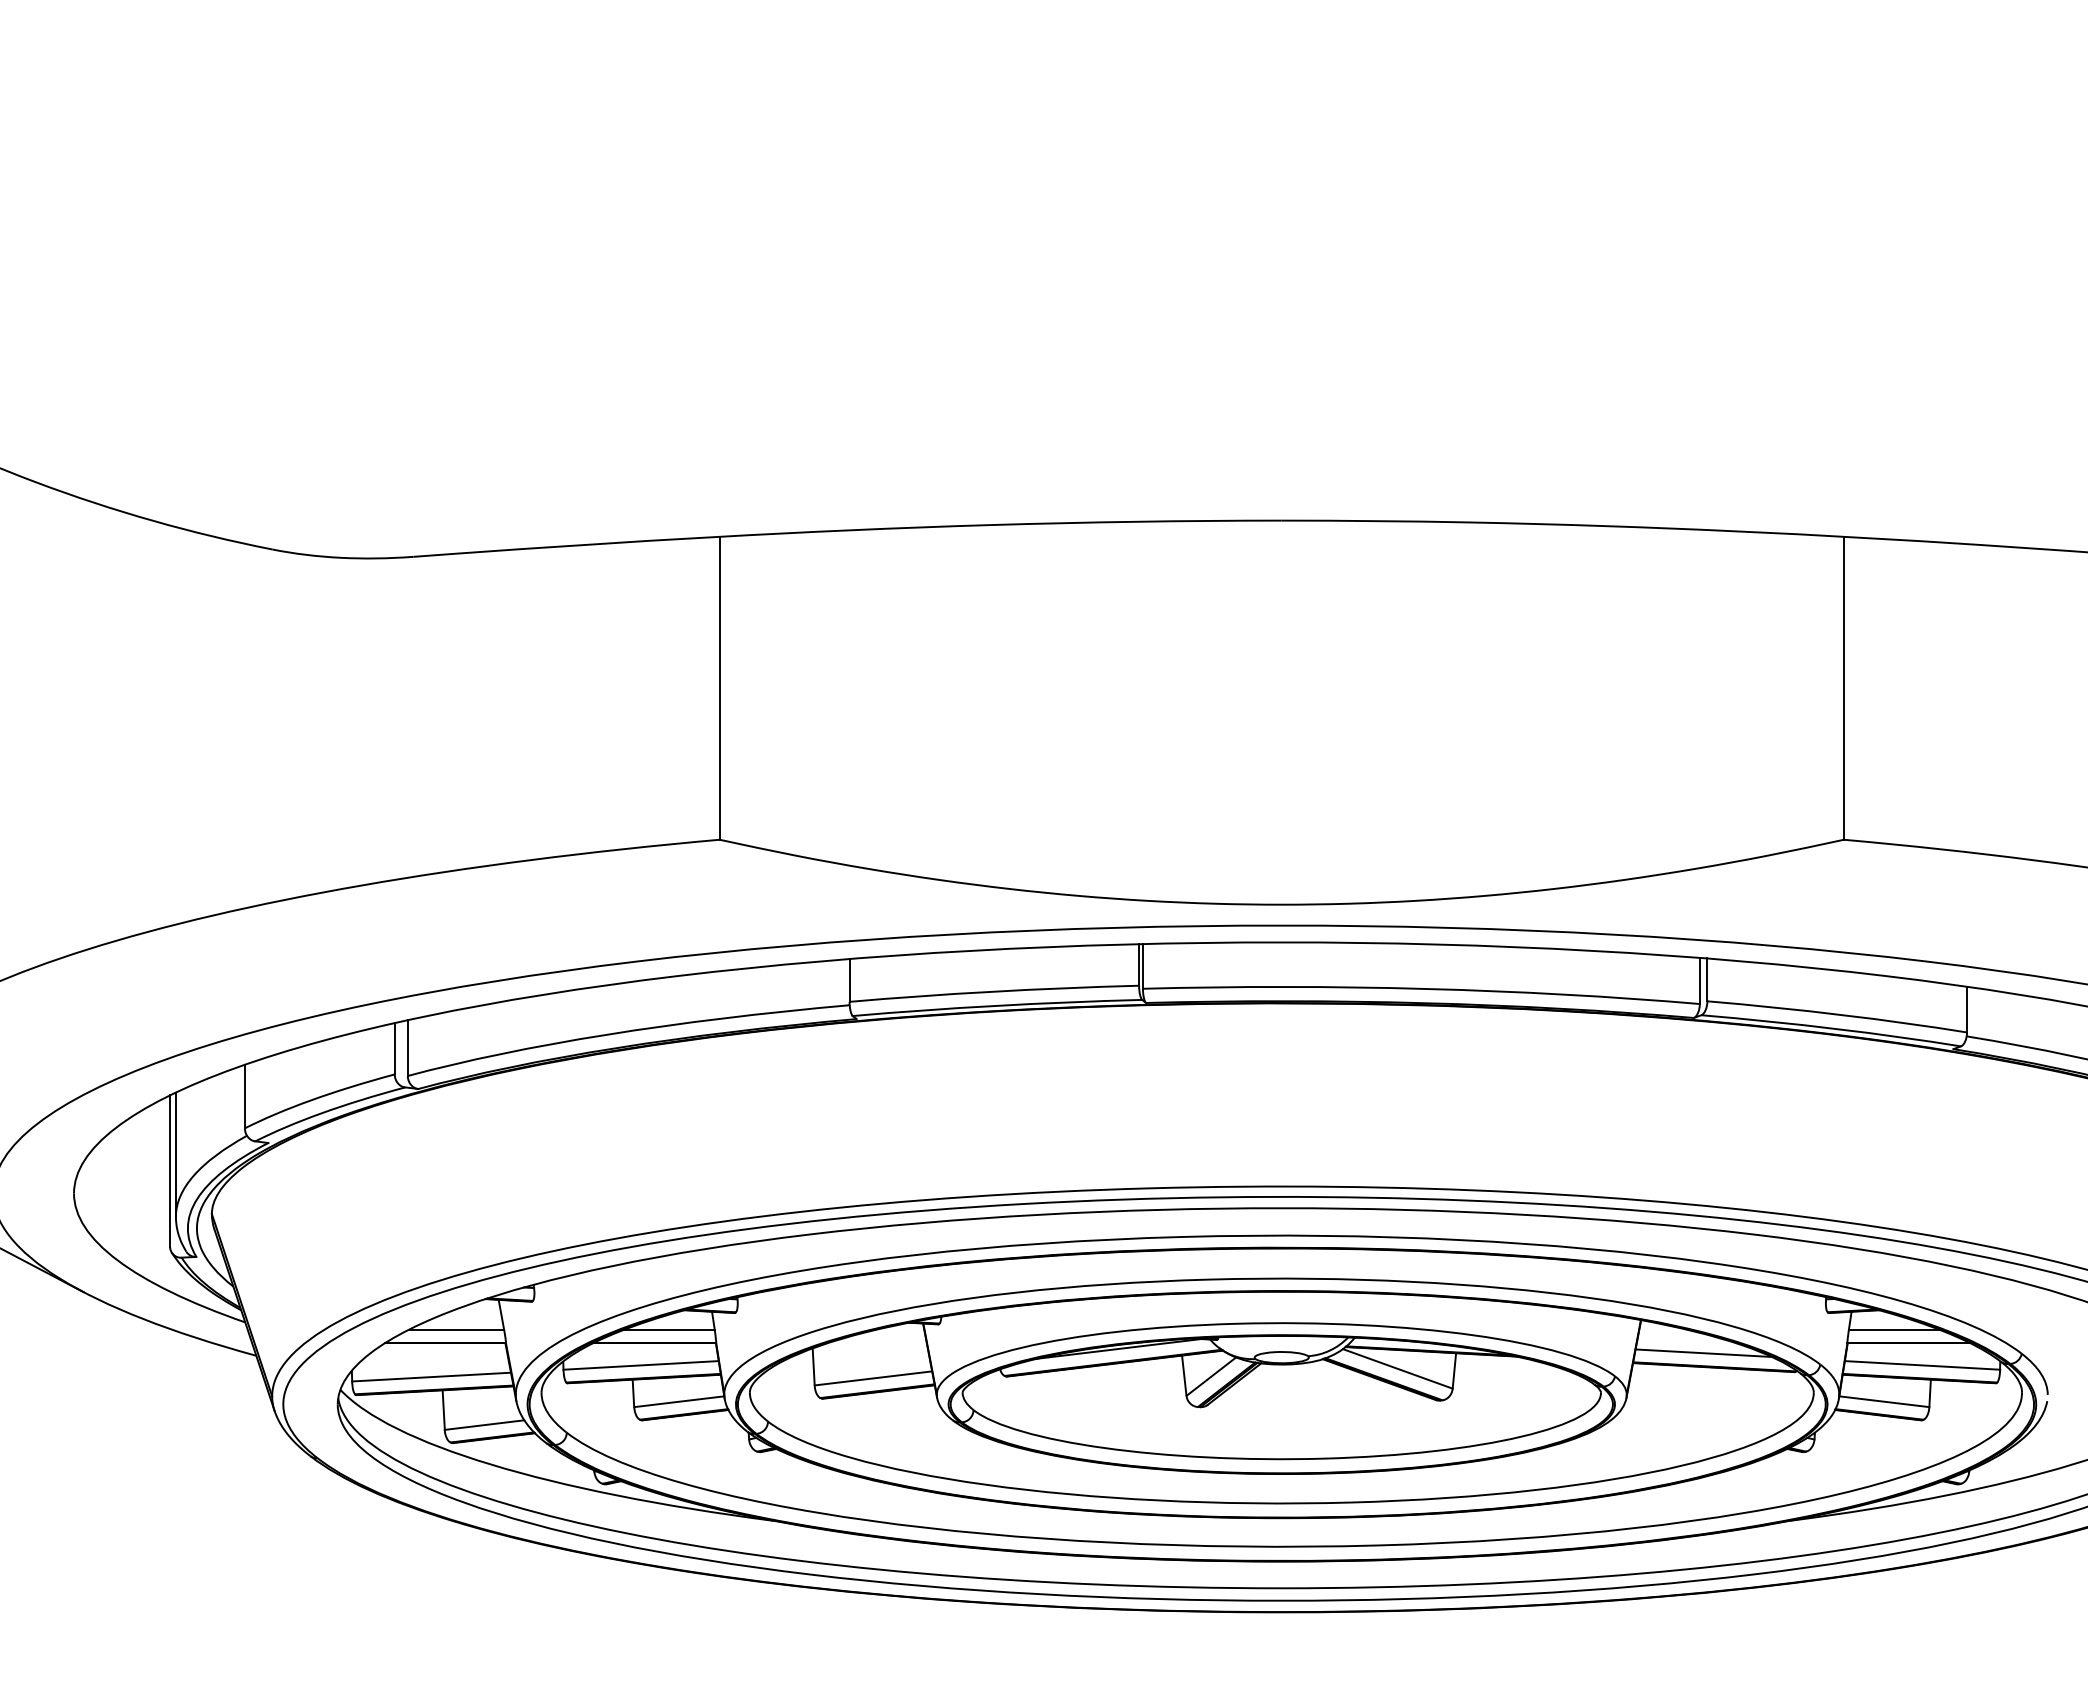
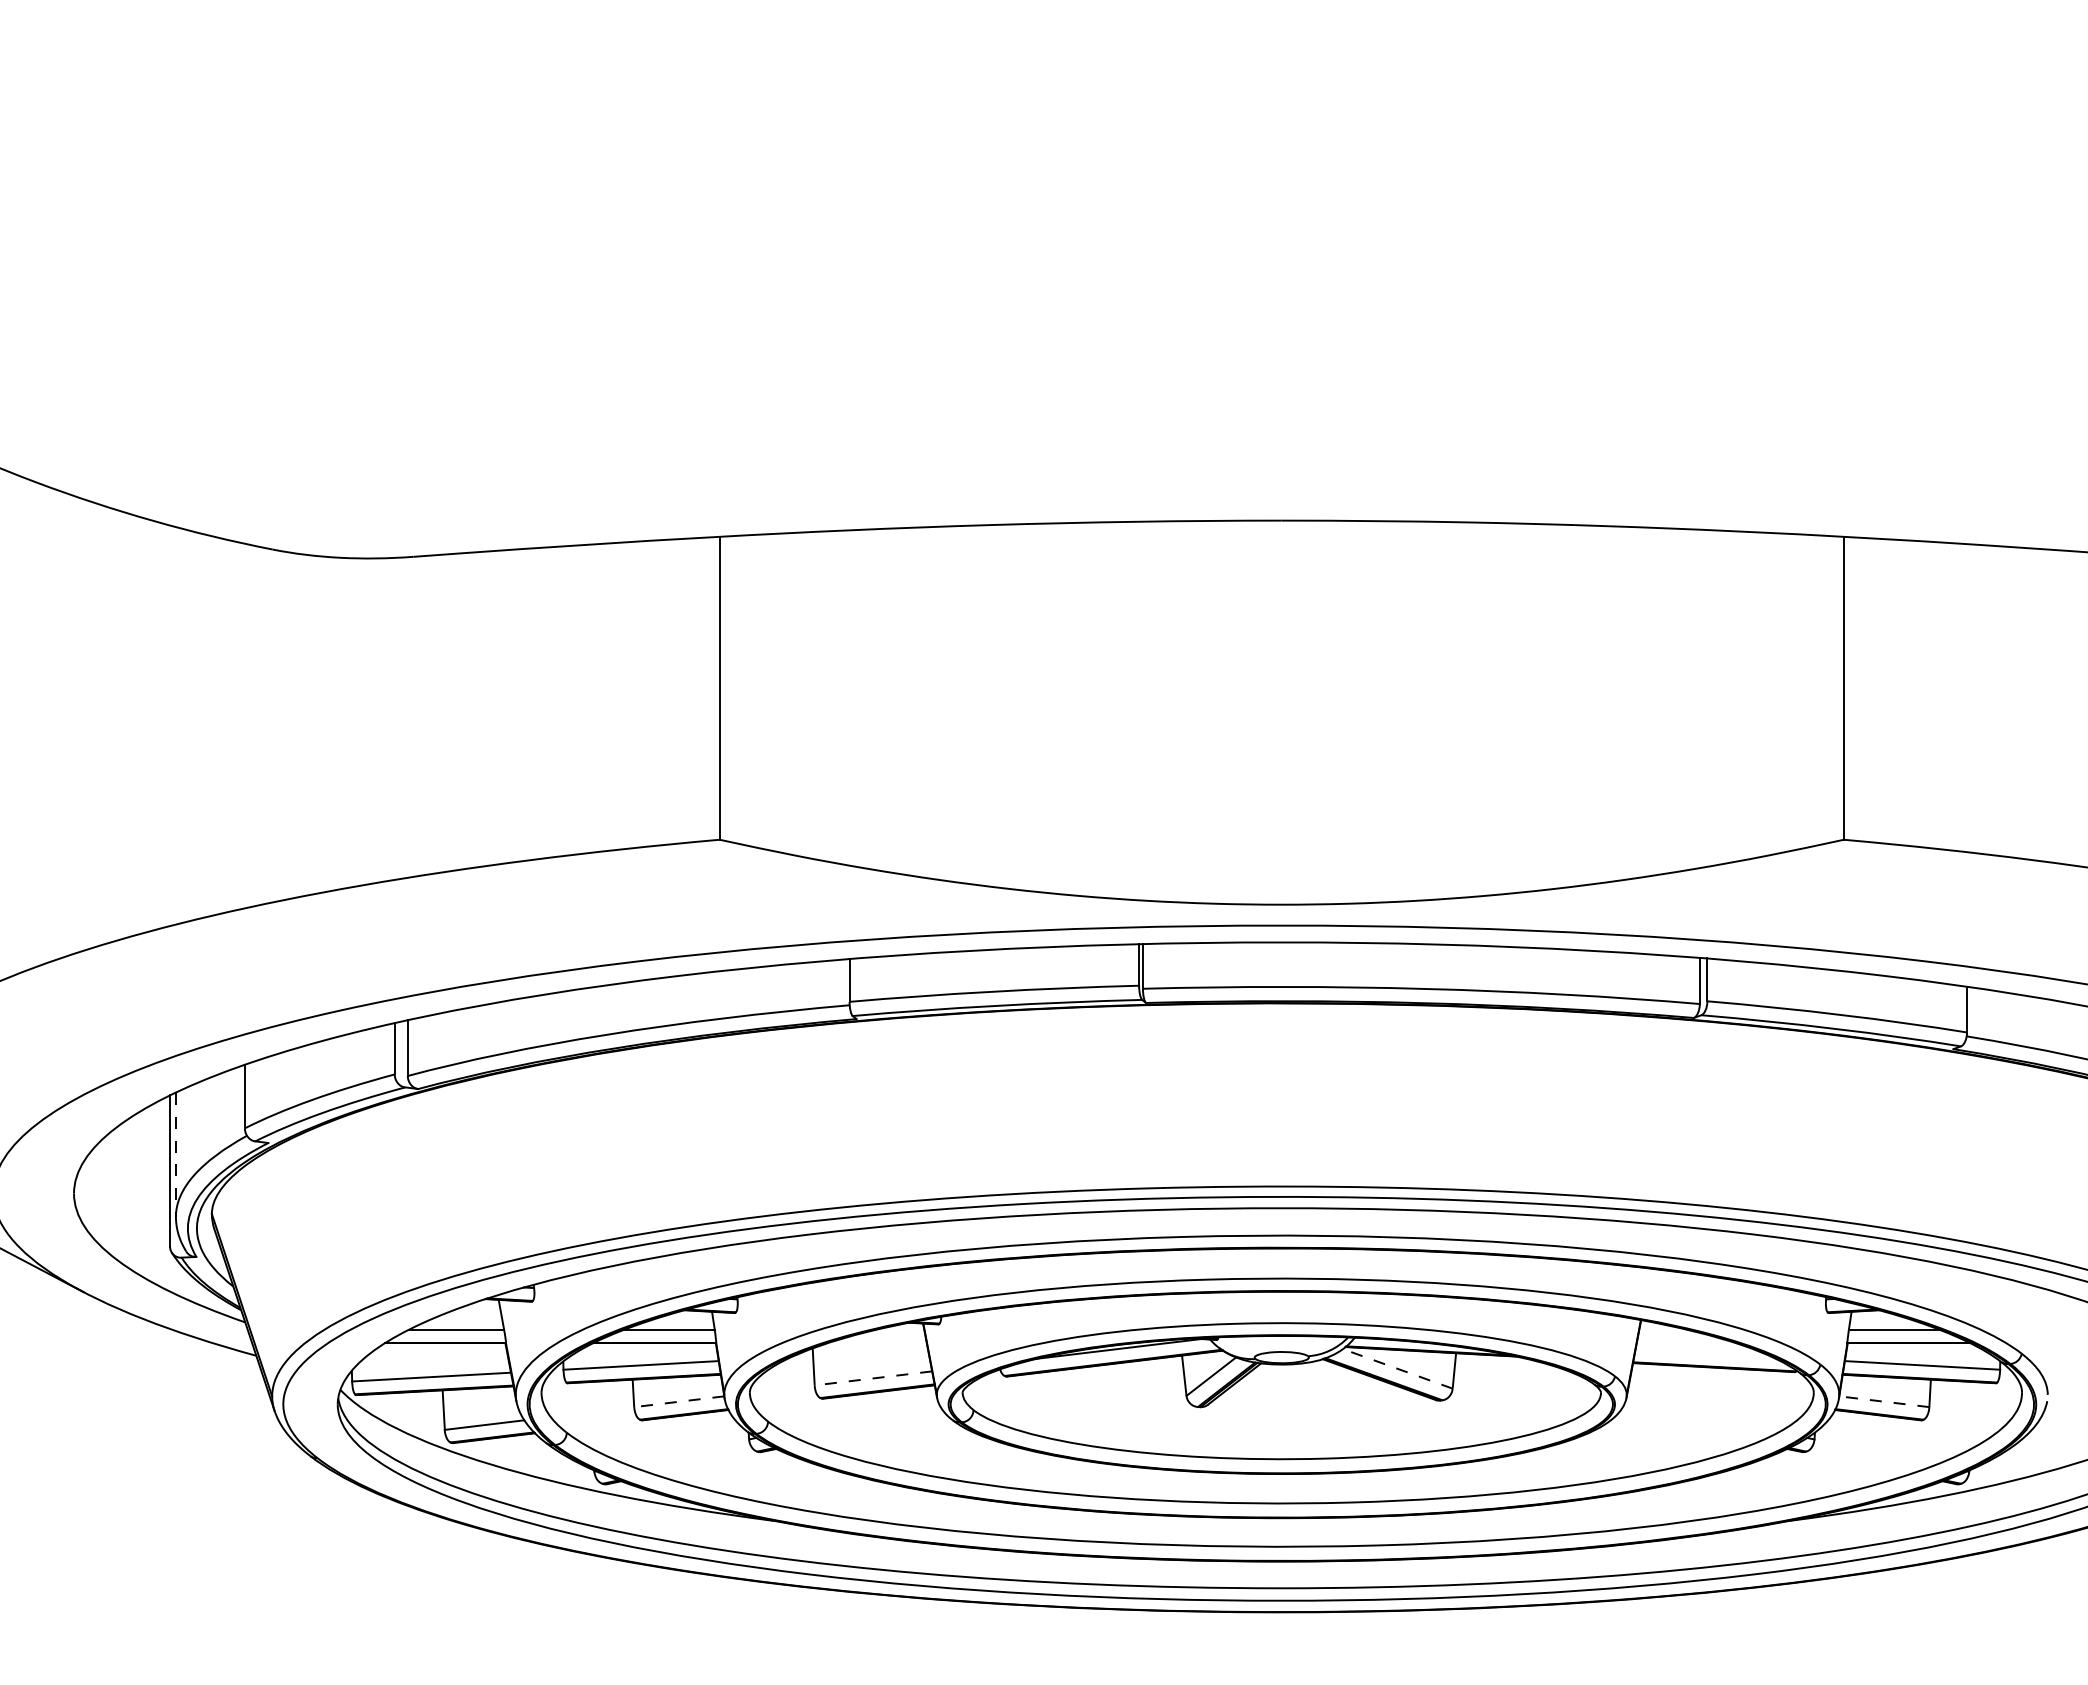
line: solid -> dashed (175, 1155)
line: present -> none (1703, 1353)
line: solid -> dashed (1397, 1368)
line: solid -> dashed (872, 1378)
line: solid -> dashed (678, 1401)
line: solid -> dashed (1883, 1401)
